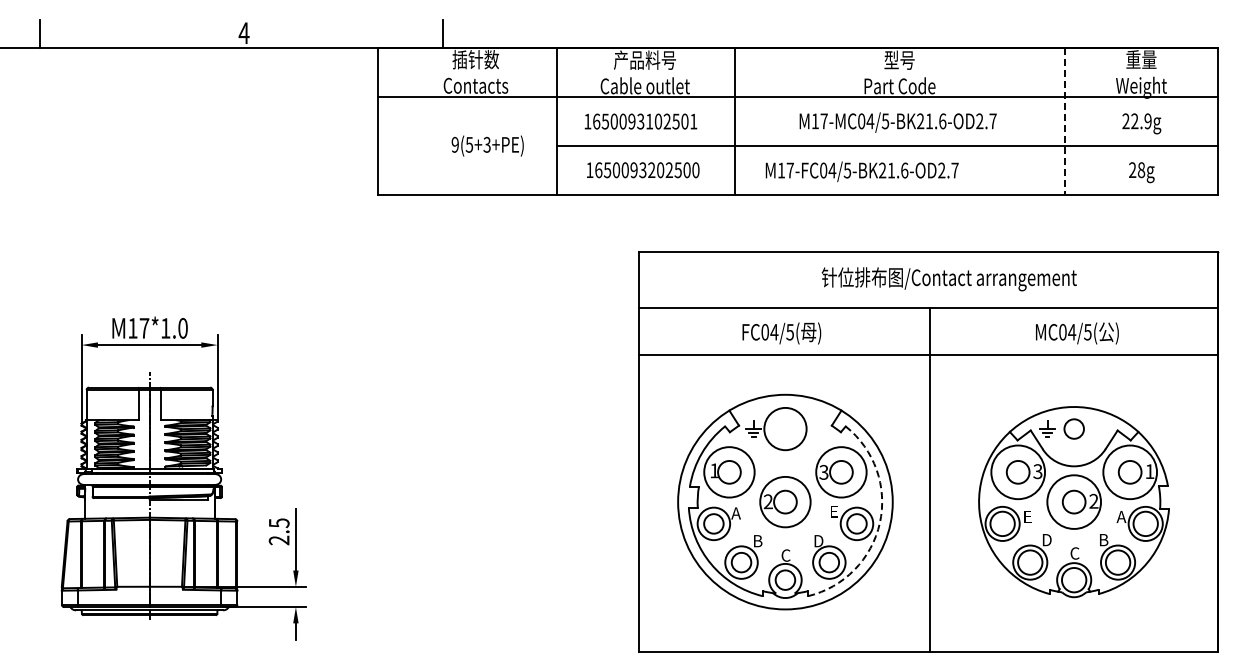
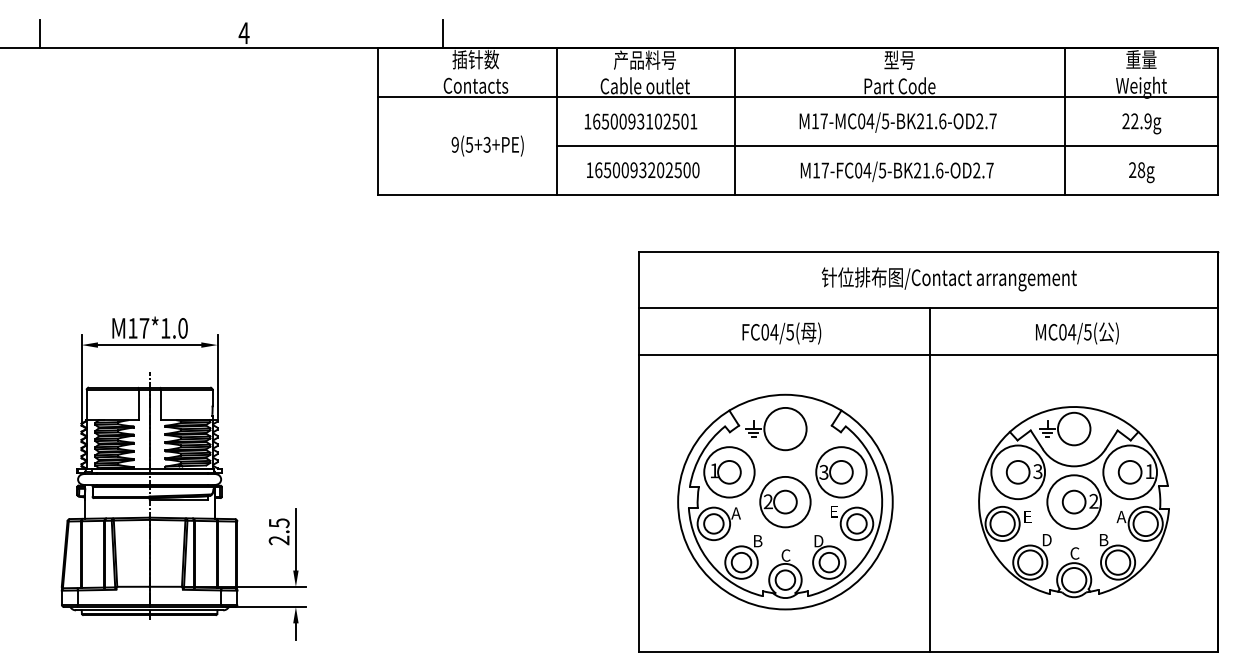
line: dashed -> solid (1064, 122)
text position: (861, 171) -> (896, 171) (896, 171)
circle diameter: 20 px -> 33 px (1073, 428)
arc: dashed -> solid (879, 523)
